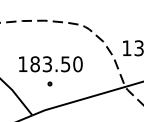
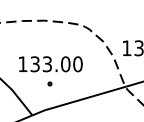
text: 183.50 -> 133.00 (50, 64)
